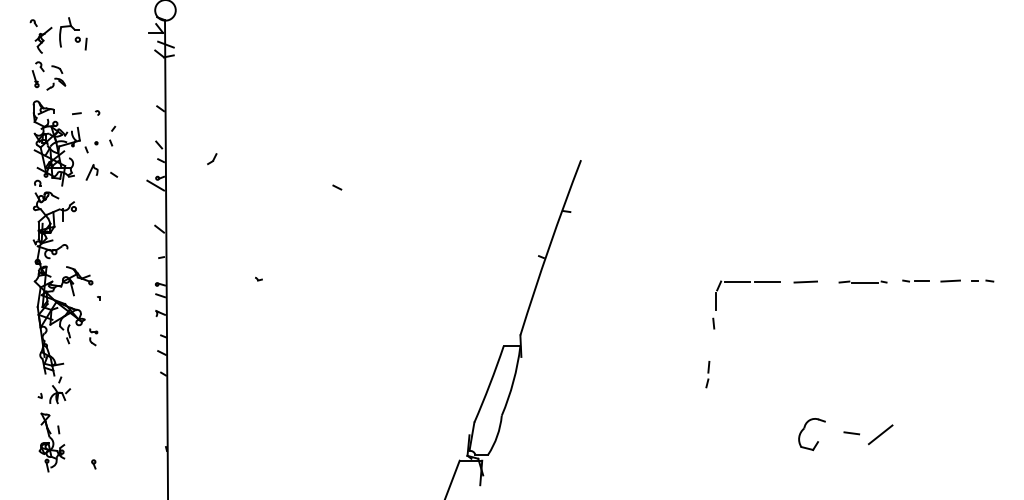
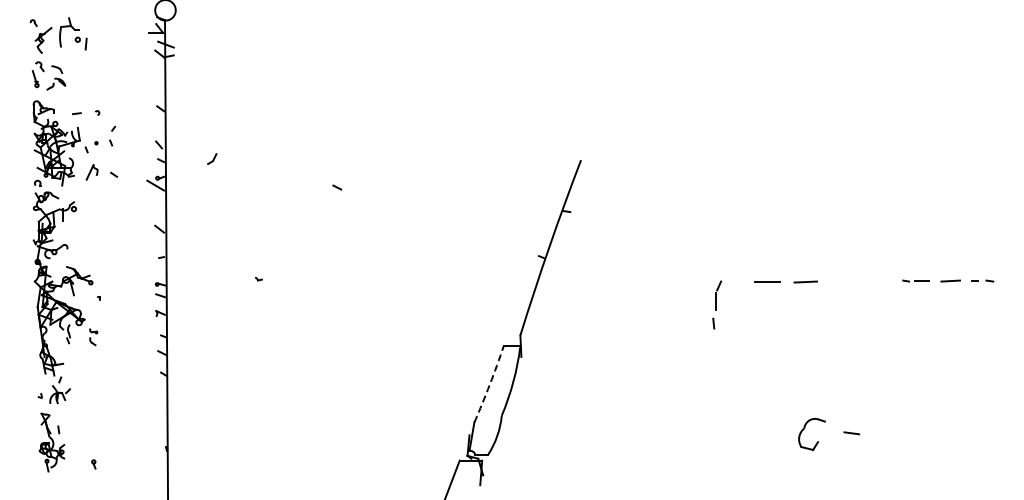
line: present -> none (737, 281)
part: present -> none (862, 281)
part: present -> none (707, 374)
arc: solid -> dashed (489, 384)
line: present -> none (880, 434)
